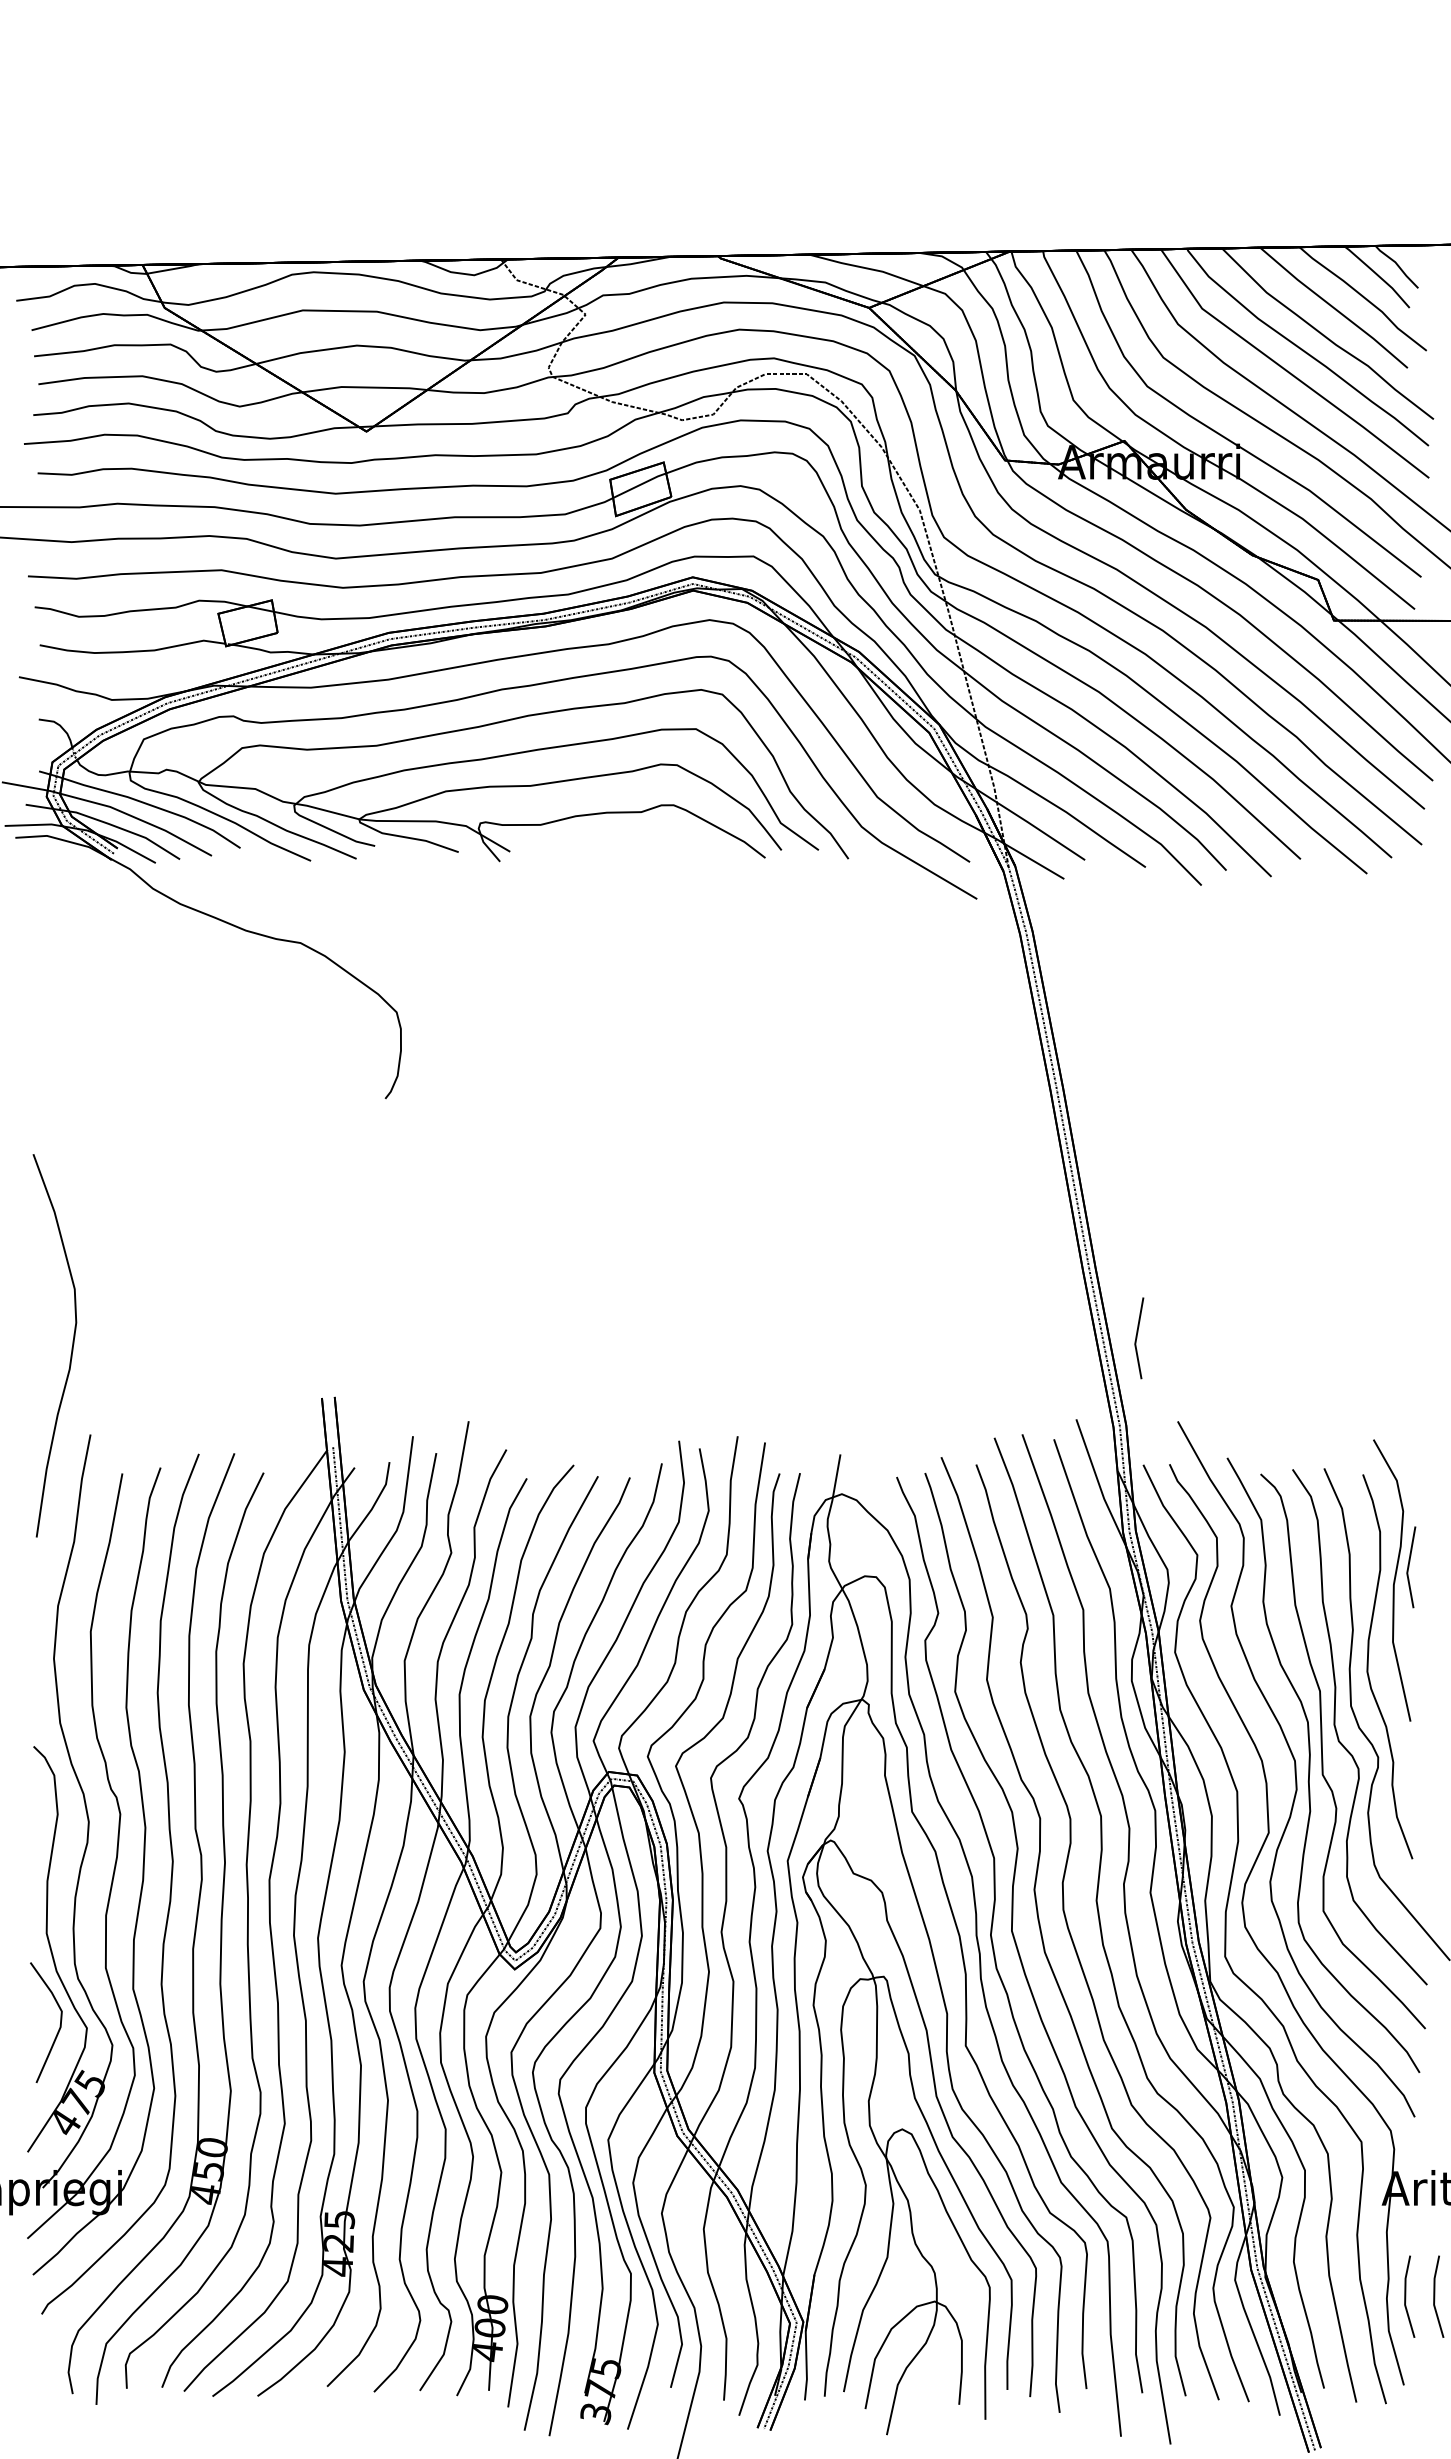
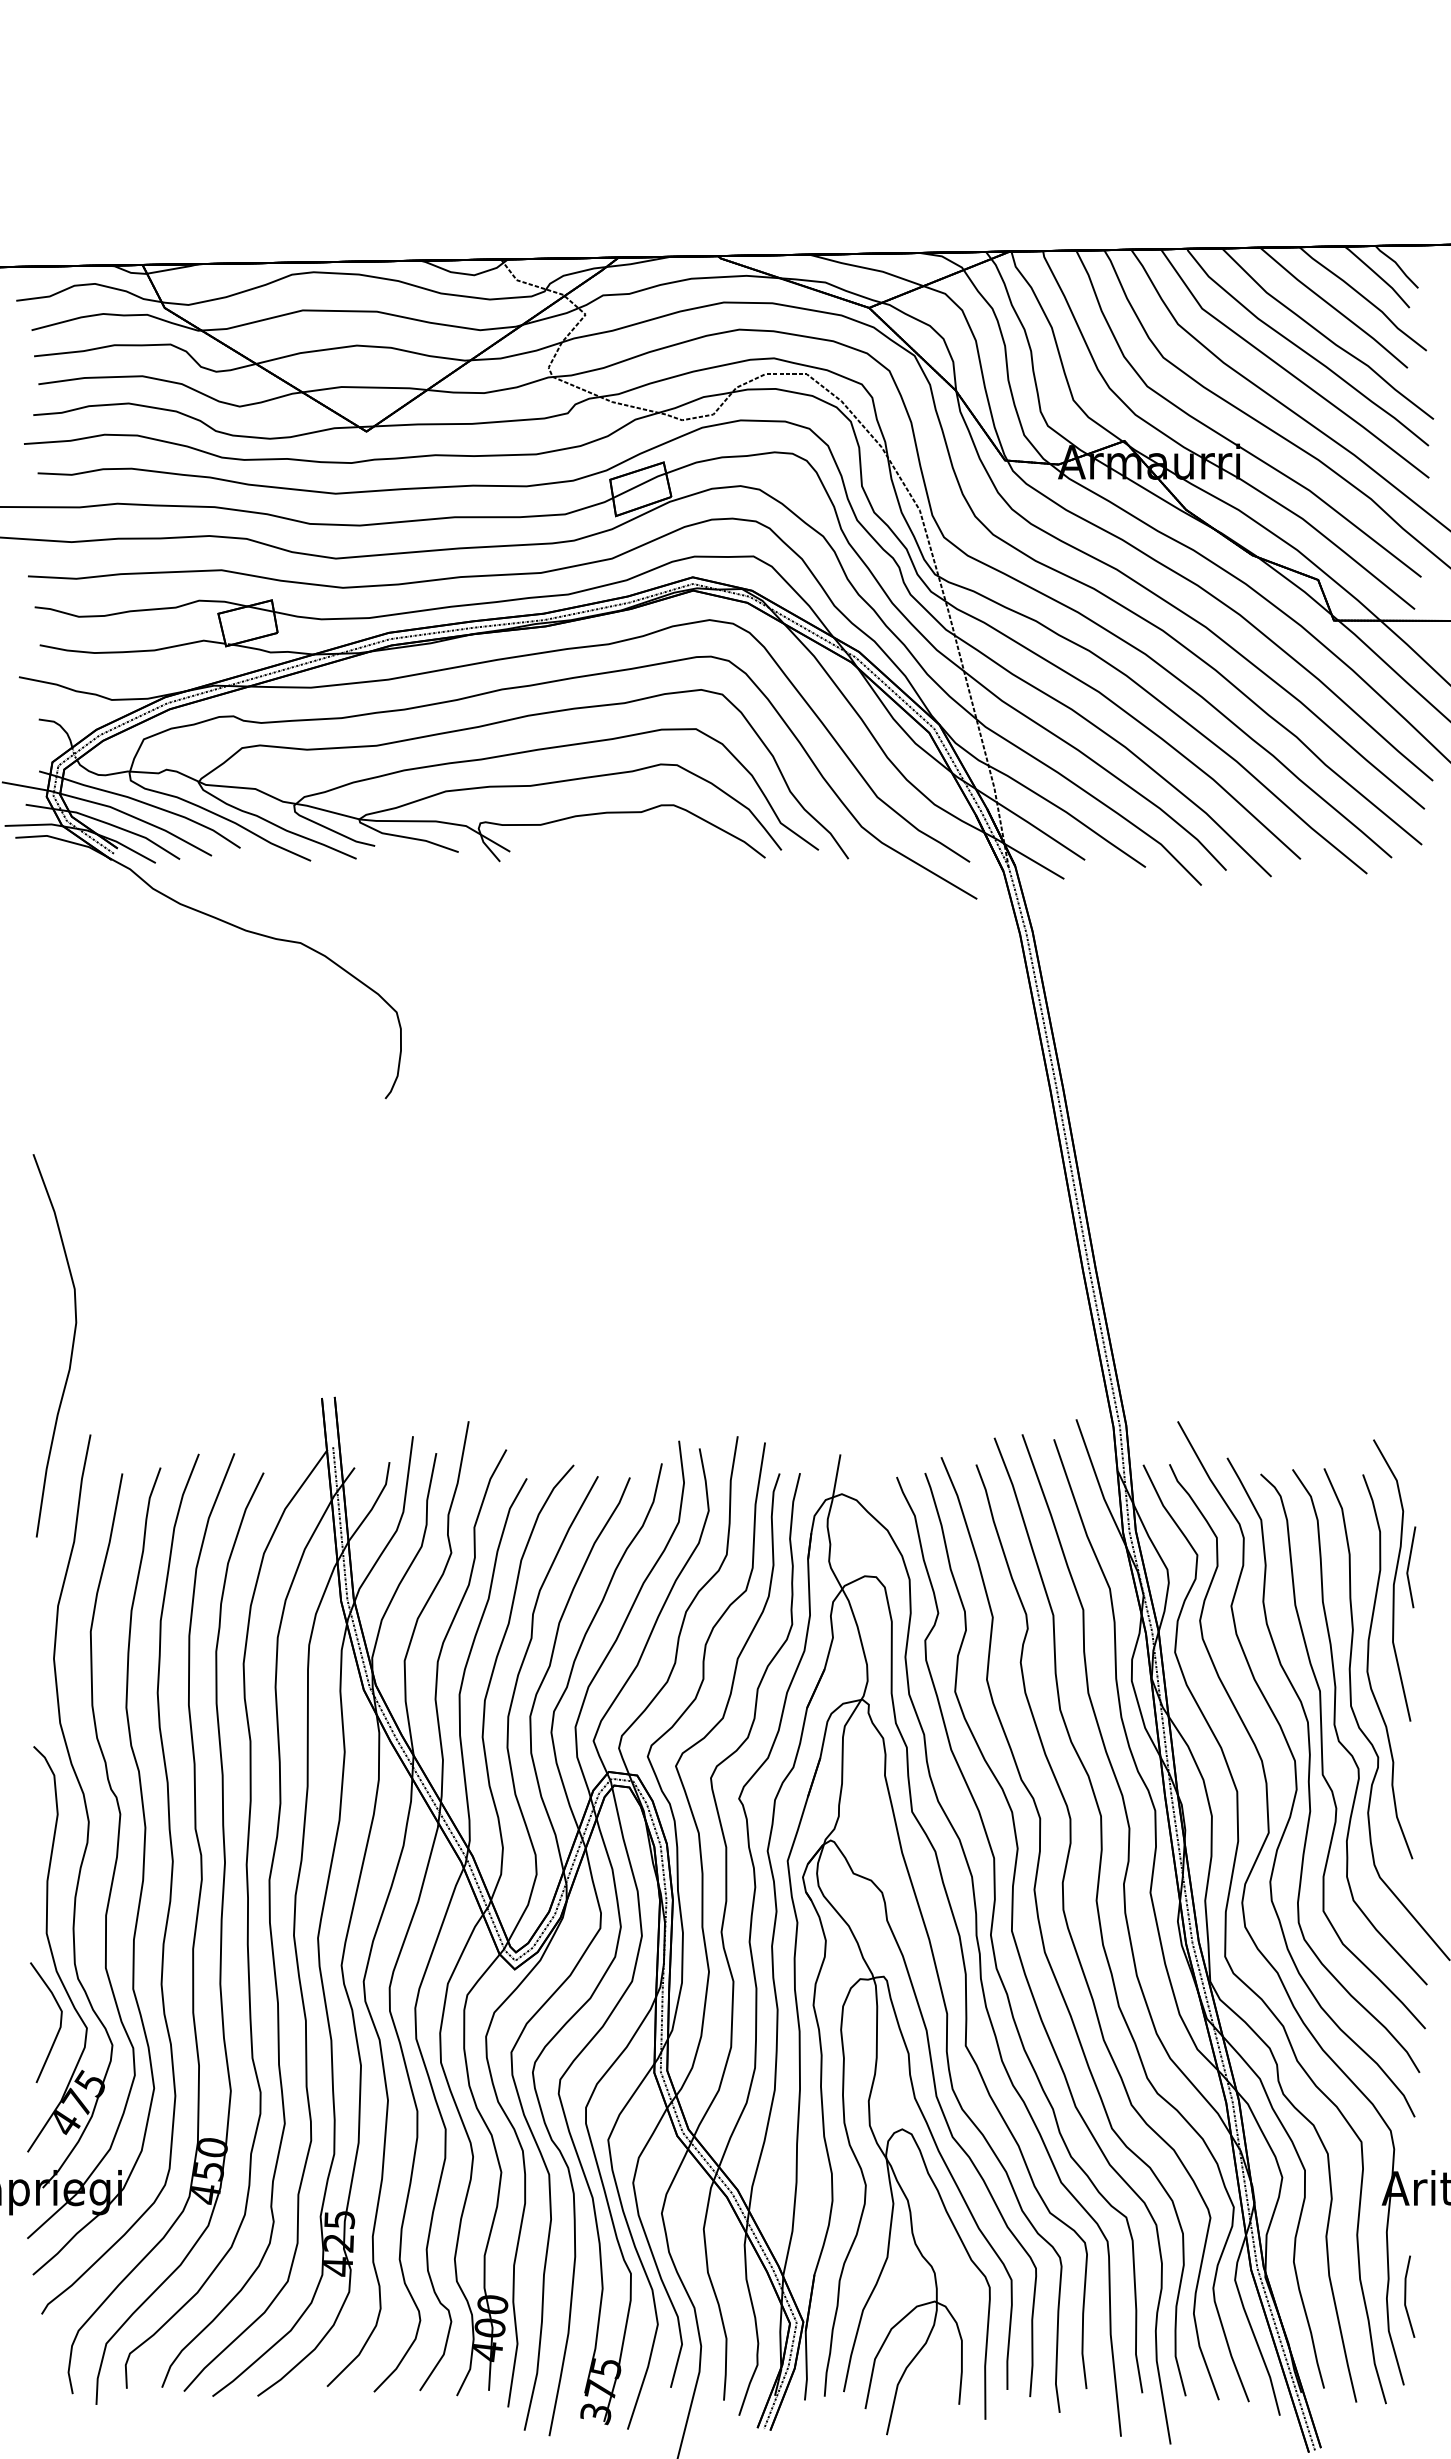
line: present -> none (1137, 1338)
line: present -> none (1435, 2296)
